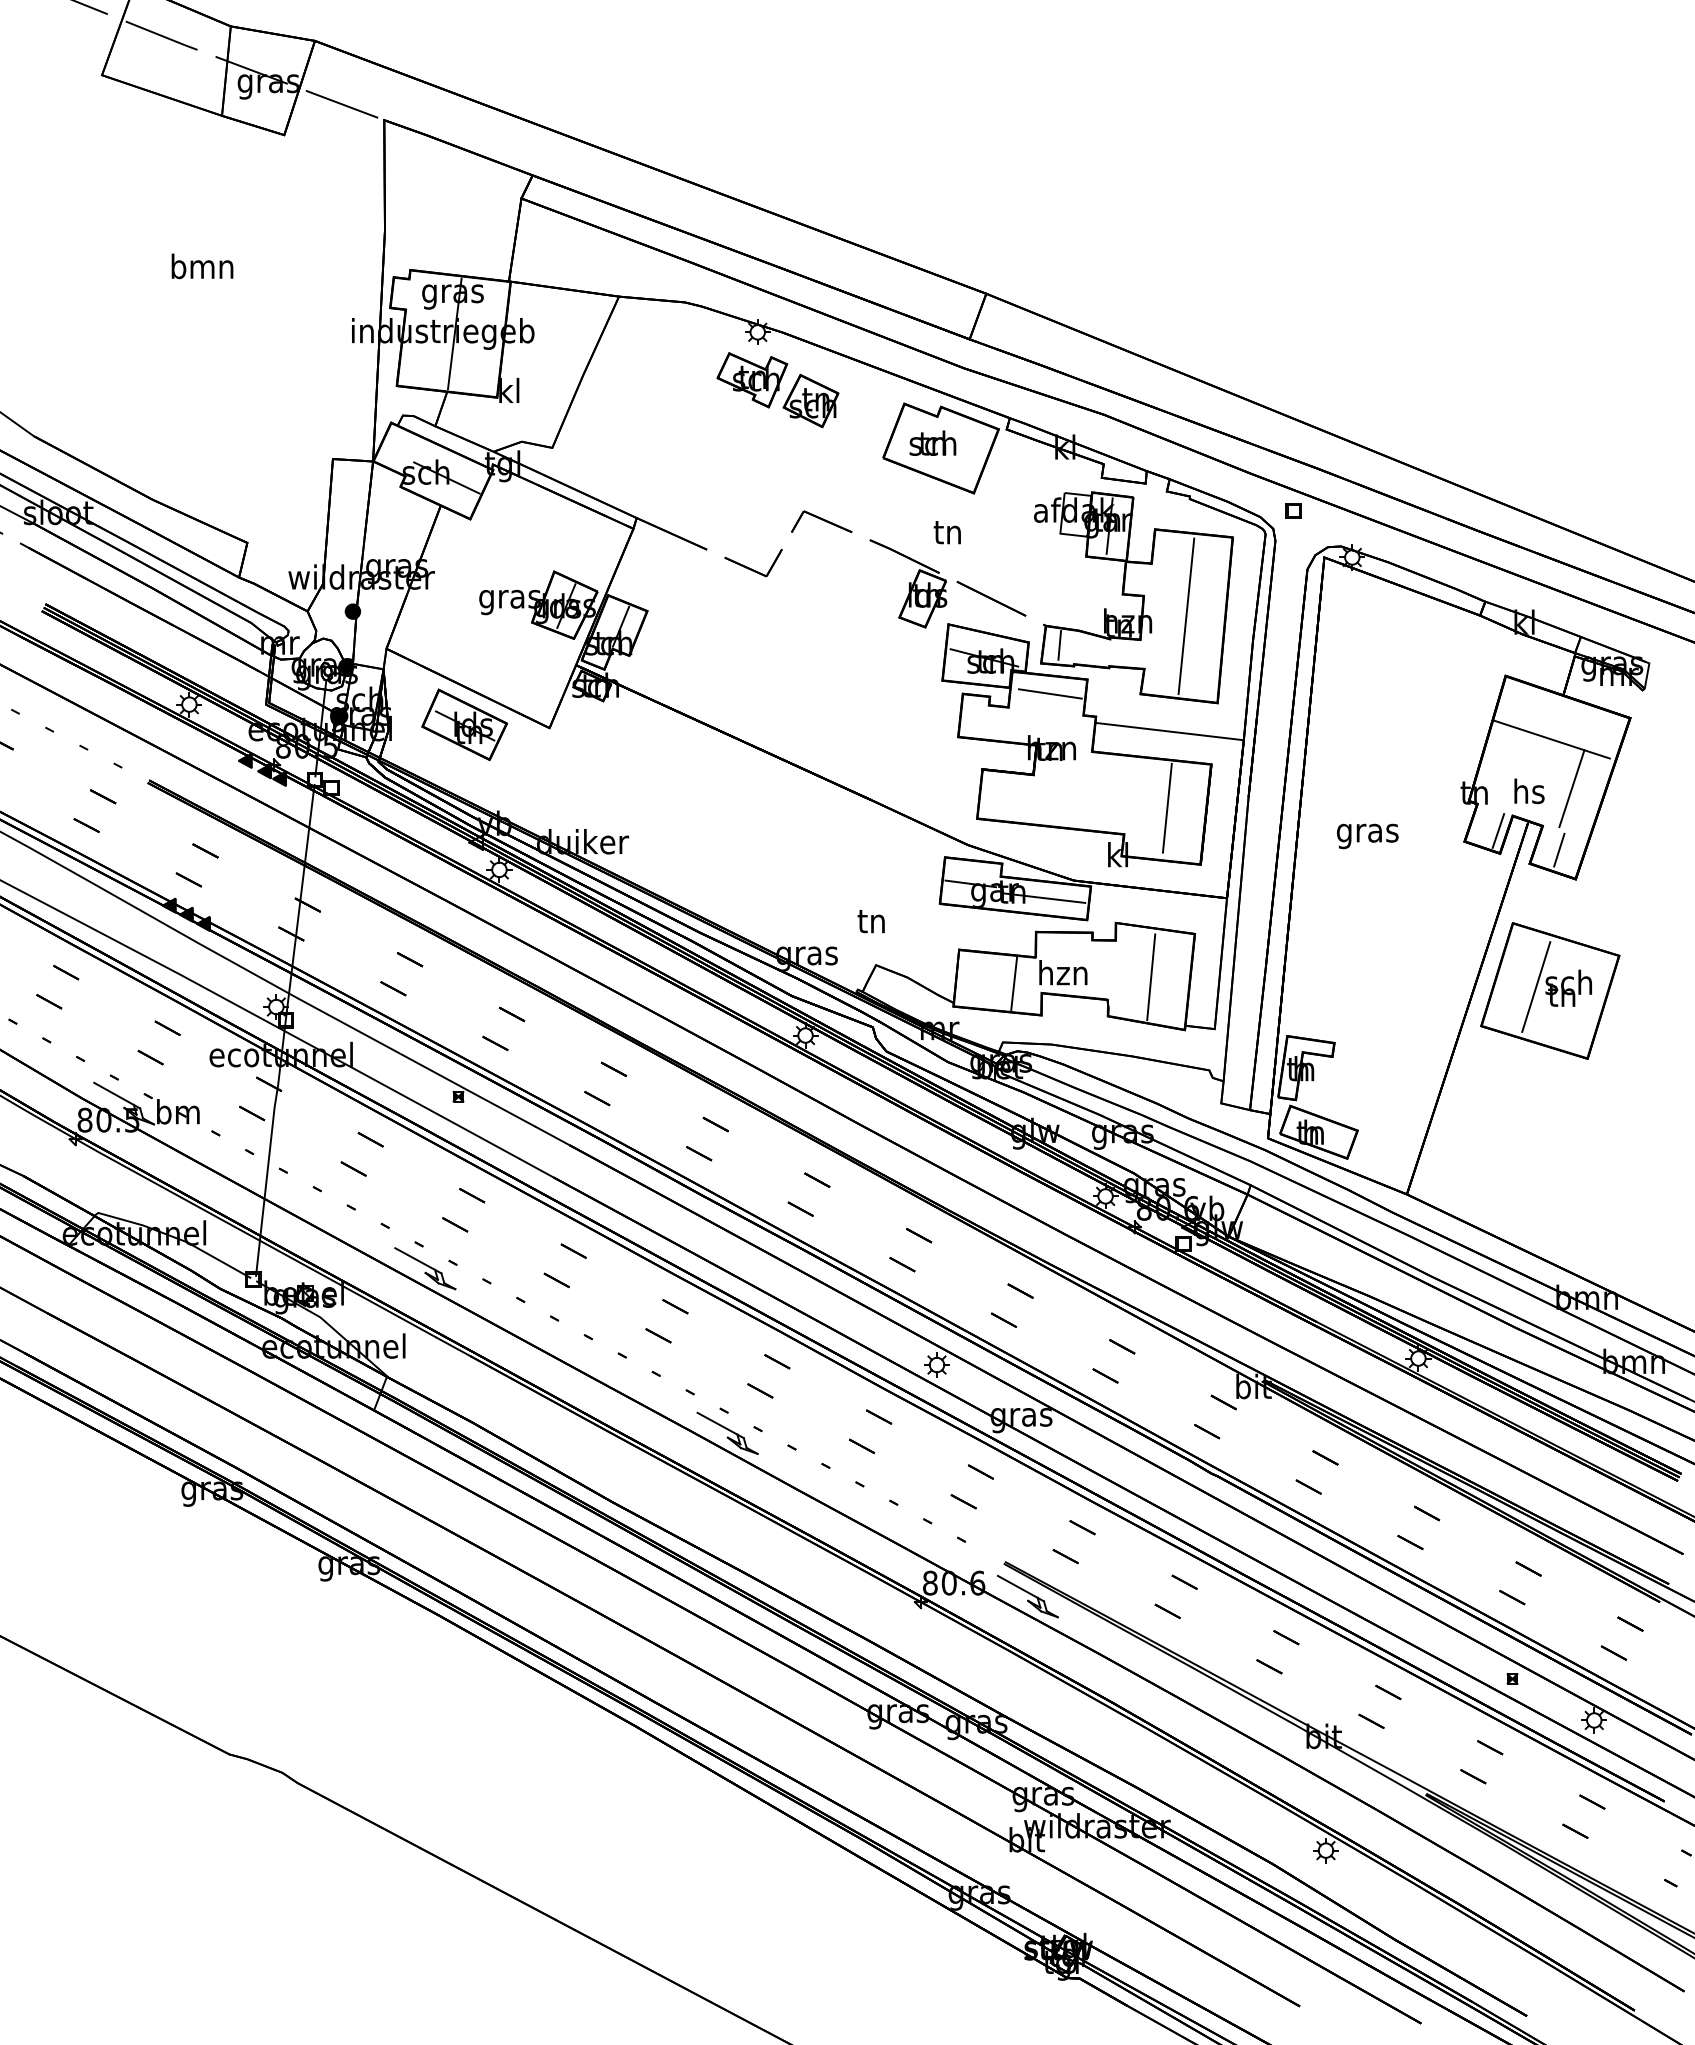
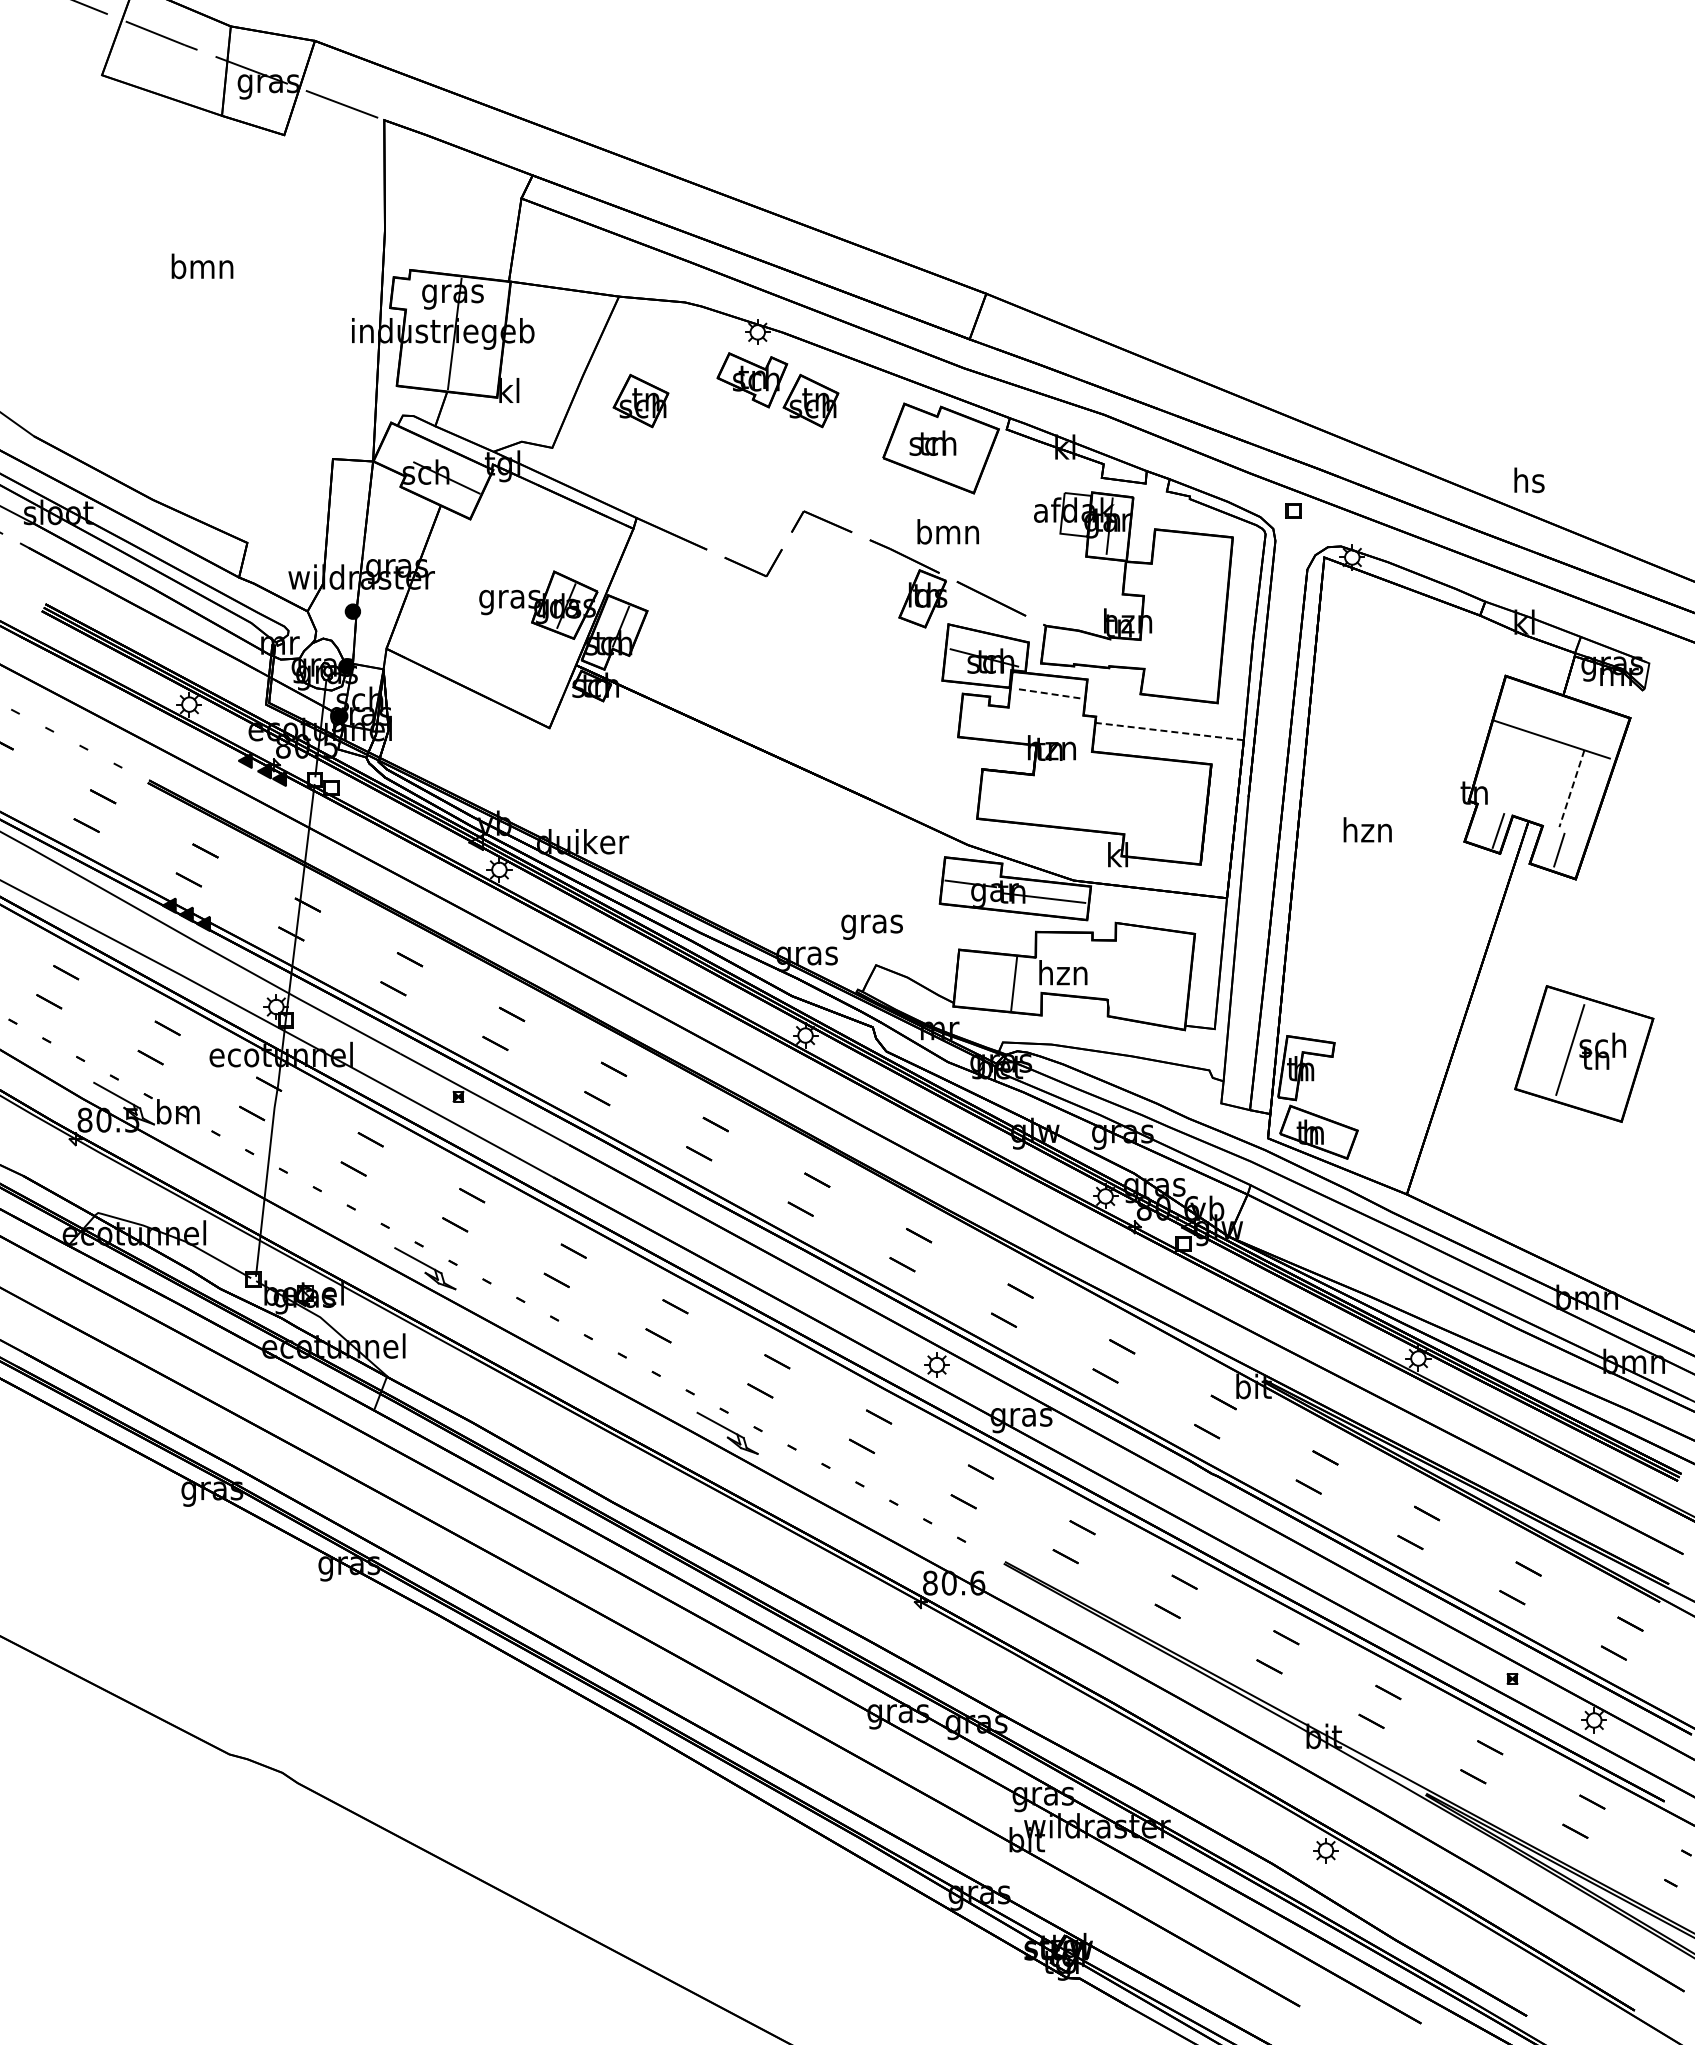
part: none -> present (640, 400)
text: tn -> bmn (947, 531)
line: present -> none (1186, 616)
line: present -> none (1059, 645)
line: solid -> dashed (1050, 693)
part: present -> none (464, 724)
line: solid -> dashed (1169, 731)
line: solid -> dashed (1571, 789)
text position: (1529, 791) -> (1529, 480) (1529, 480)
line: present -> none (1166, 807)
text: gras -> hzn (1367, 833)
text: tn -> gras (871, 924)
line: present -> none (1151, 977)
part position: (1550, 990) -> (1584, 1053) (1584, 1053)
part: present -> none (1027, 1596)
